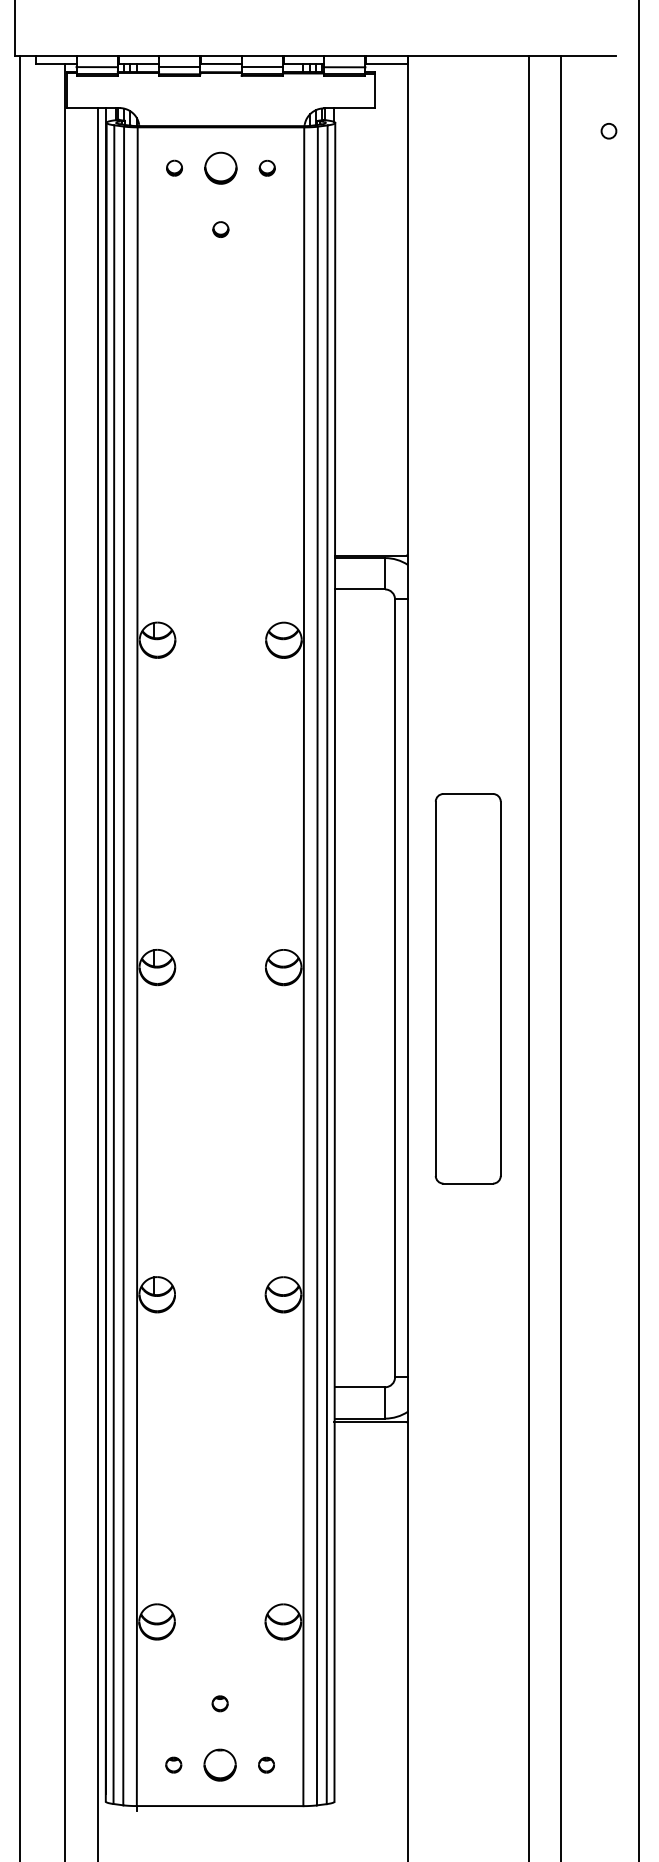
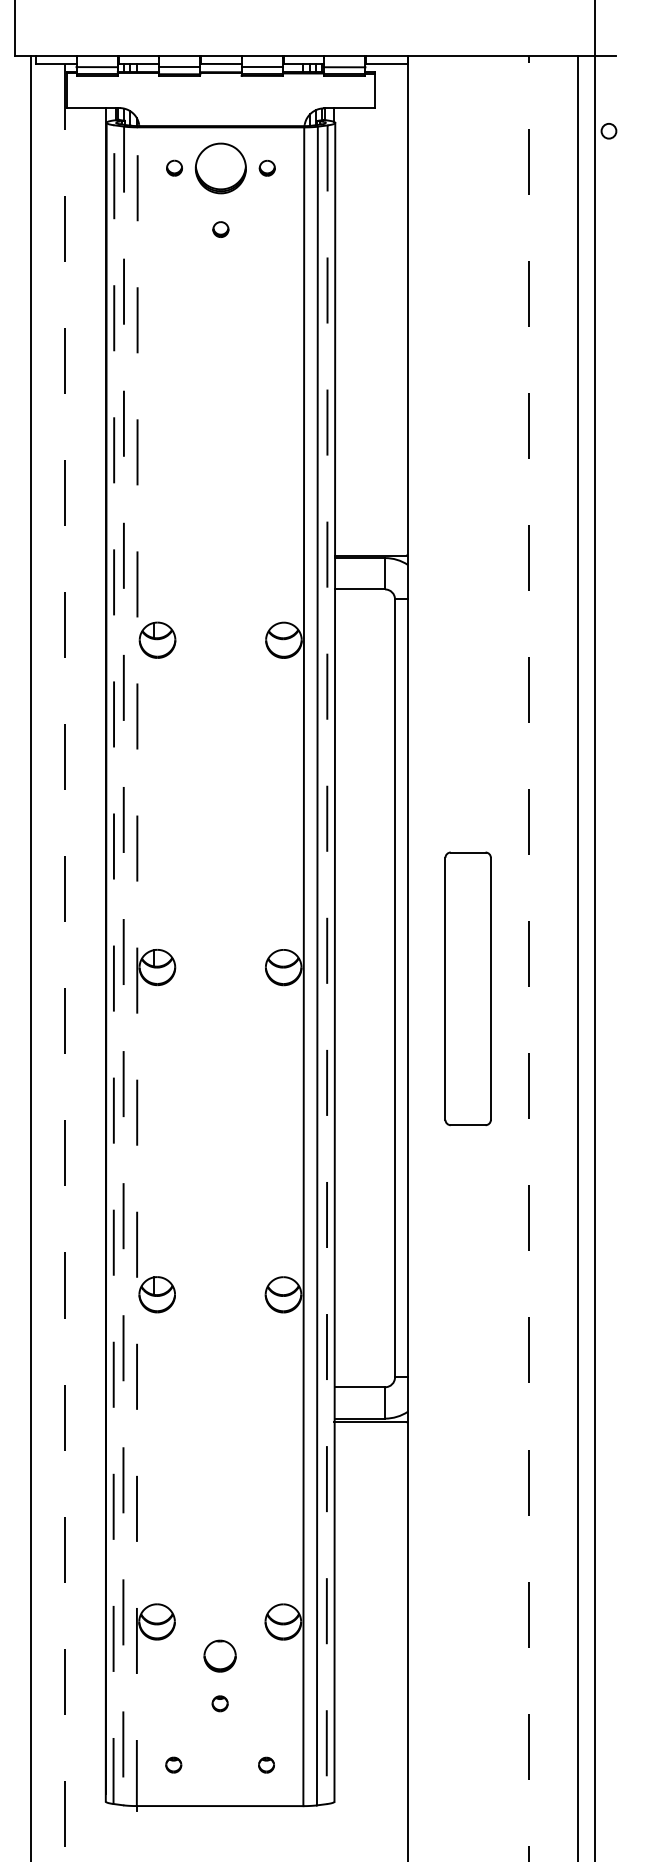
part size: 34x34 px -> 53x53 px (220, 168)
line position: (639, 930) -> (595, 930) (595, 930)
line position: (19, 956) -> (30, 956) (30, 956)
line position: (561, 956) -> (578, 956) (578, 956)
line: solid -> dashed (528, 958)
line: solid -> dashed (65, 962)
line: solid -> dashed (113, 964)
line: solid -> dashed (327, 965)
line: solid -> dashed (123, 966)
line: solid -> dashed (137, 966)
line: present -> none (97, 983)
part size: 68x392 px -> 48x276 px (467, 988)
part position: (219, 1764) -> (219, 1655) (219, 1655)
